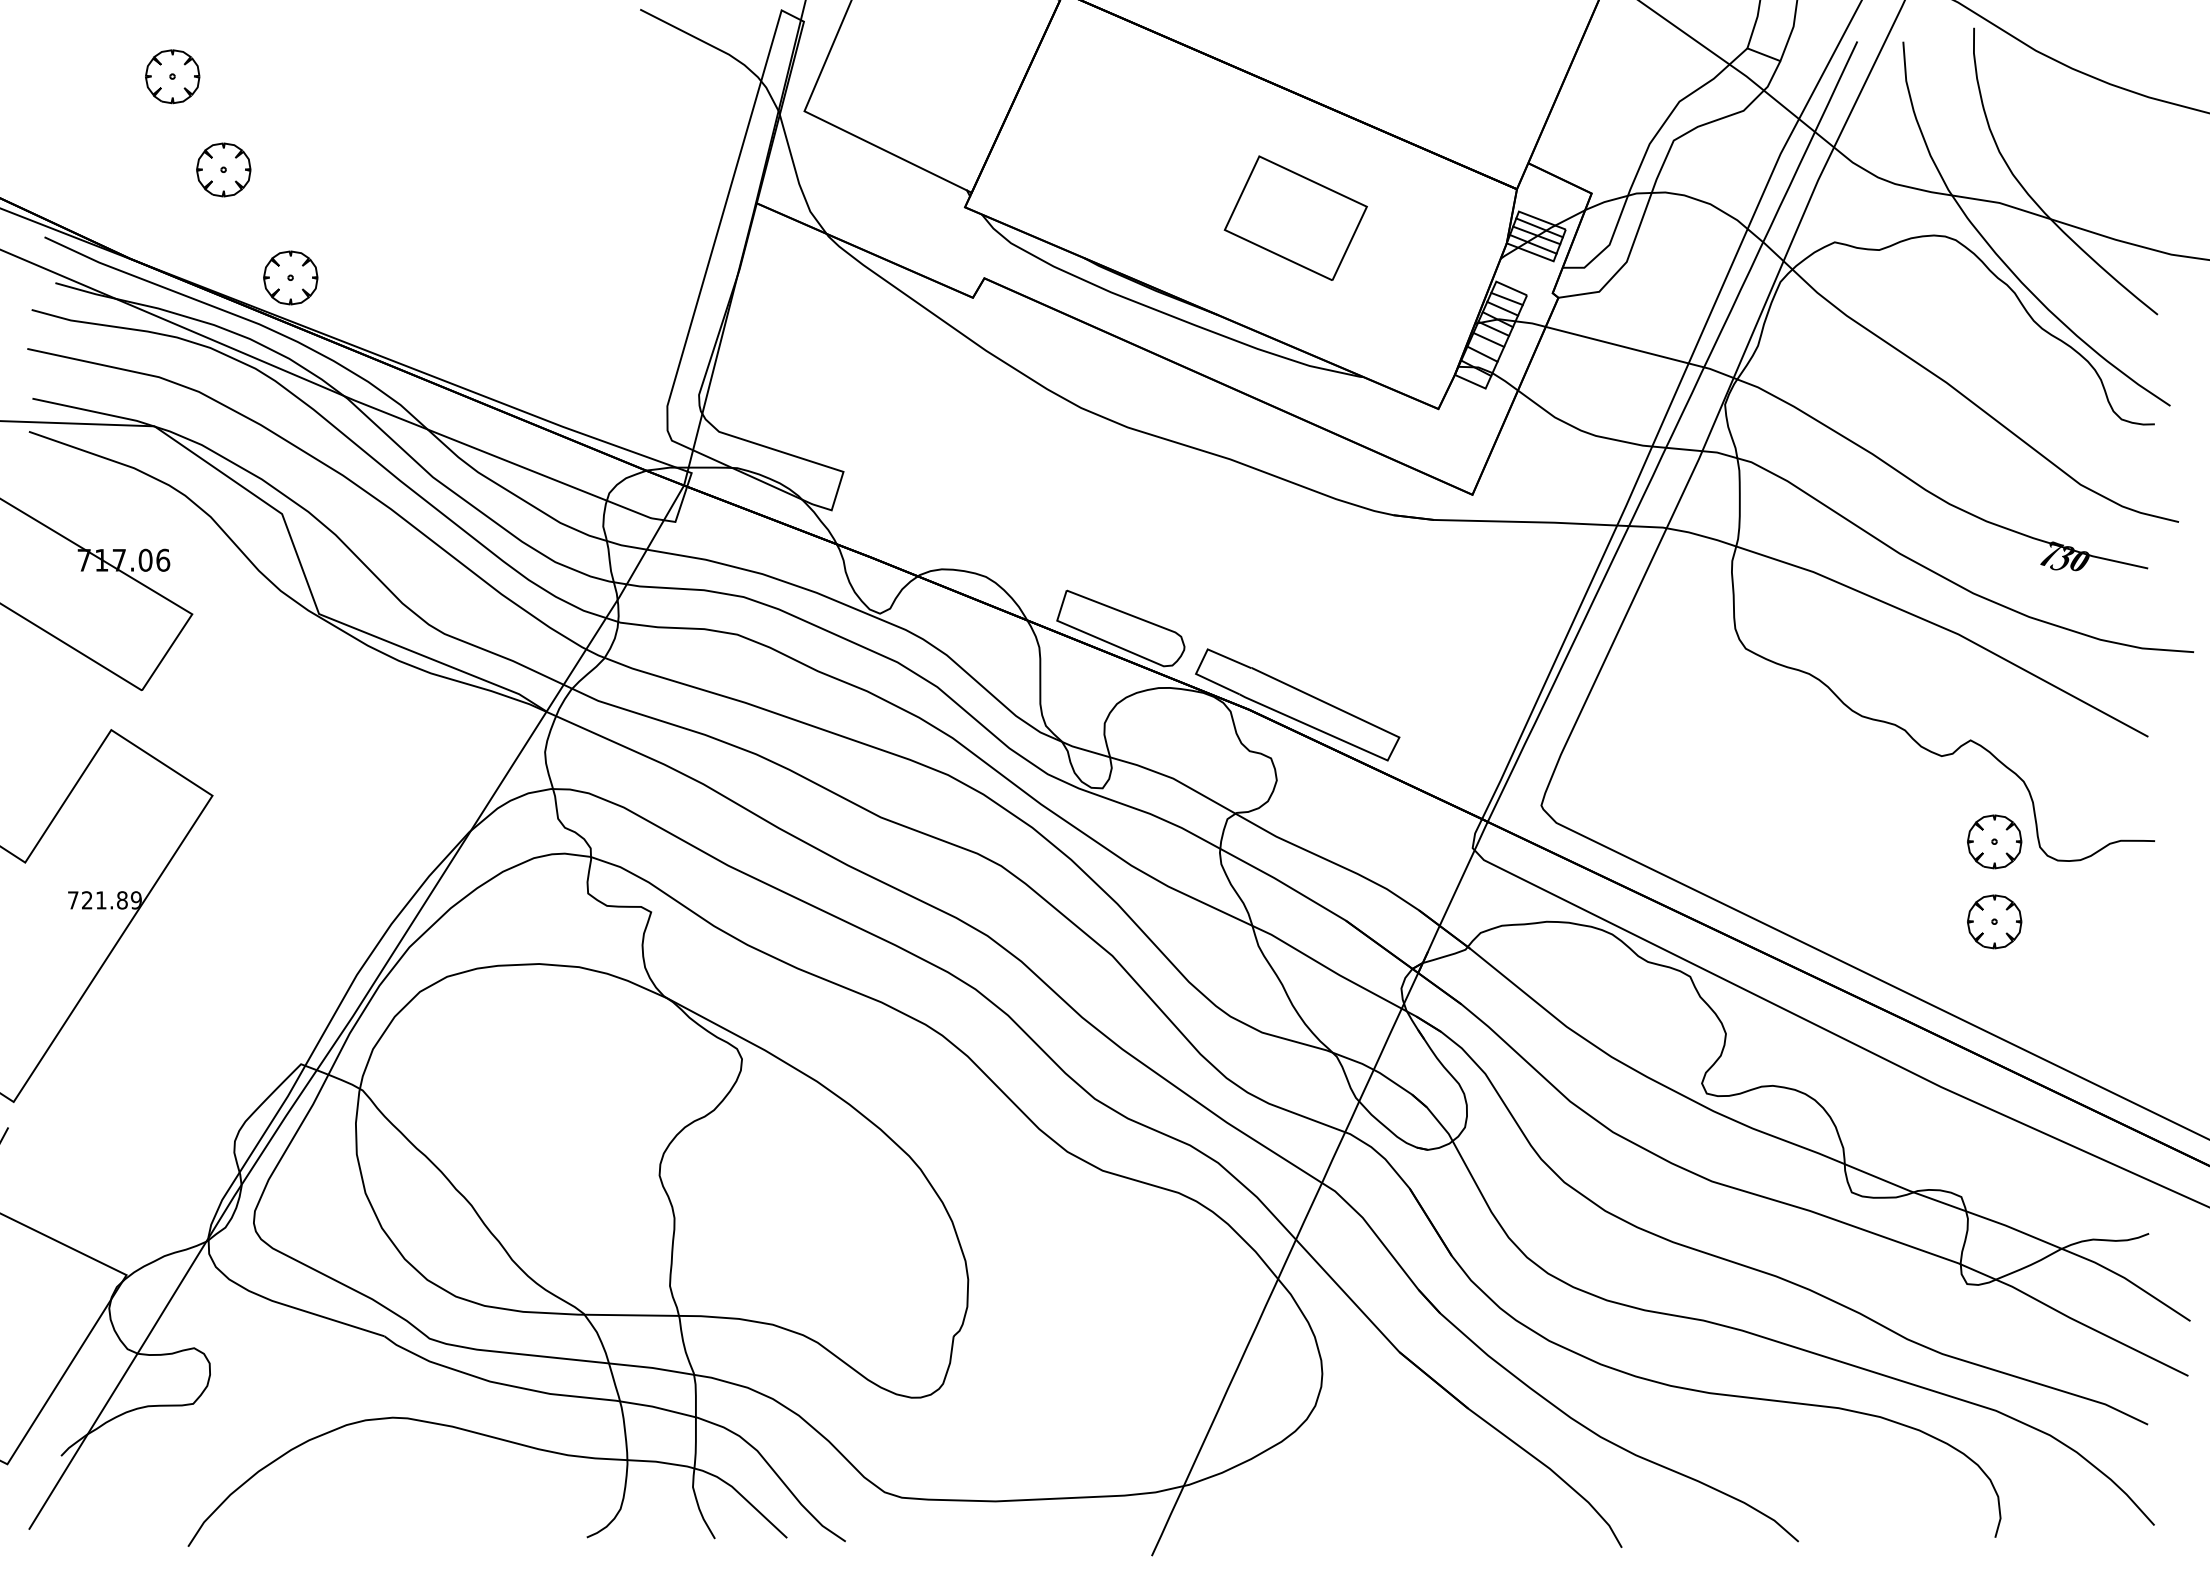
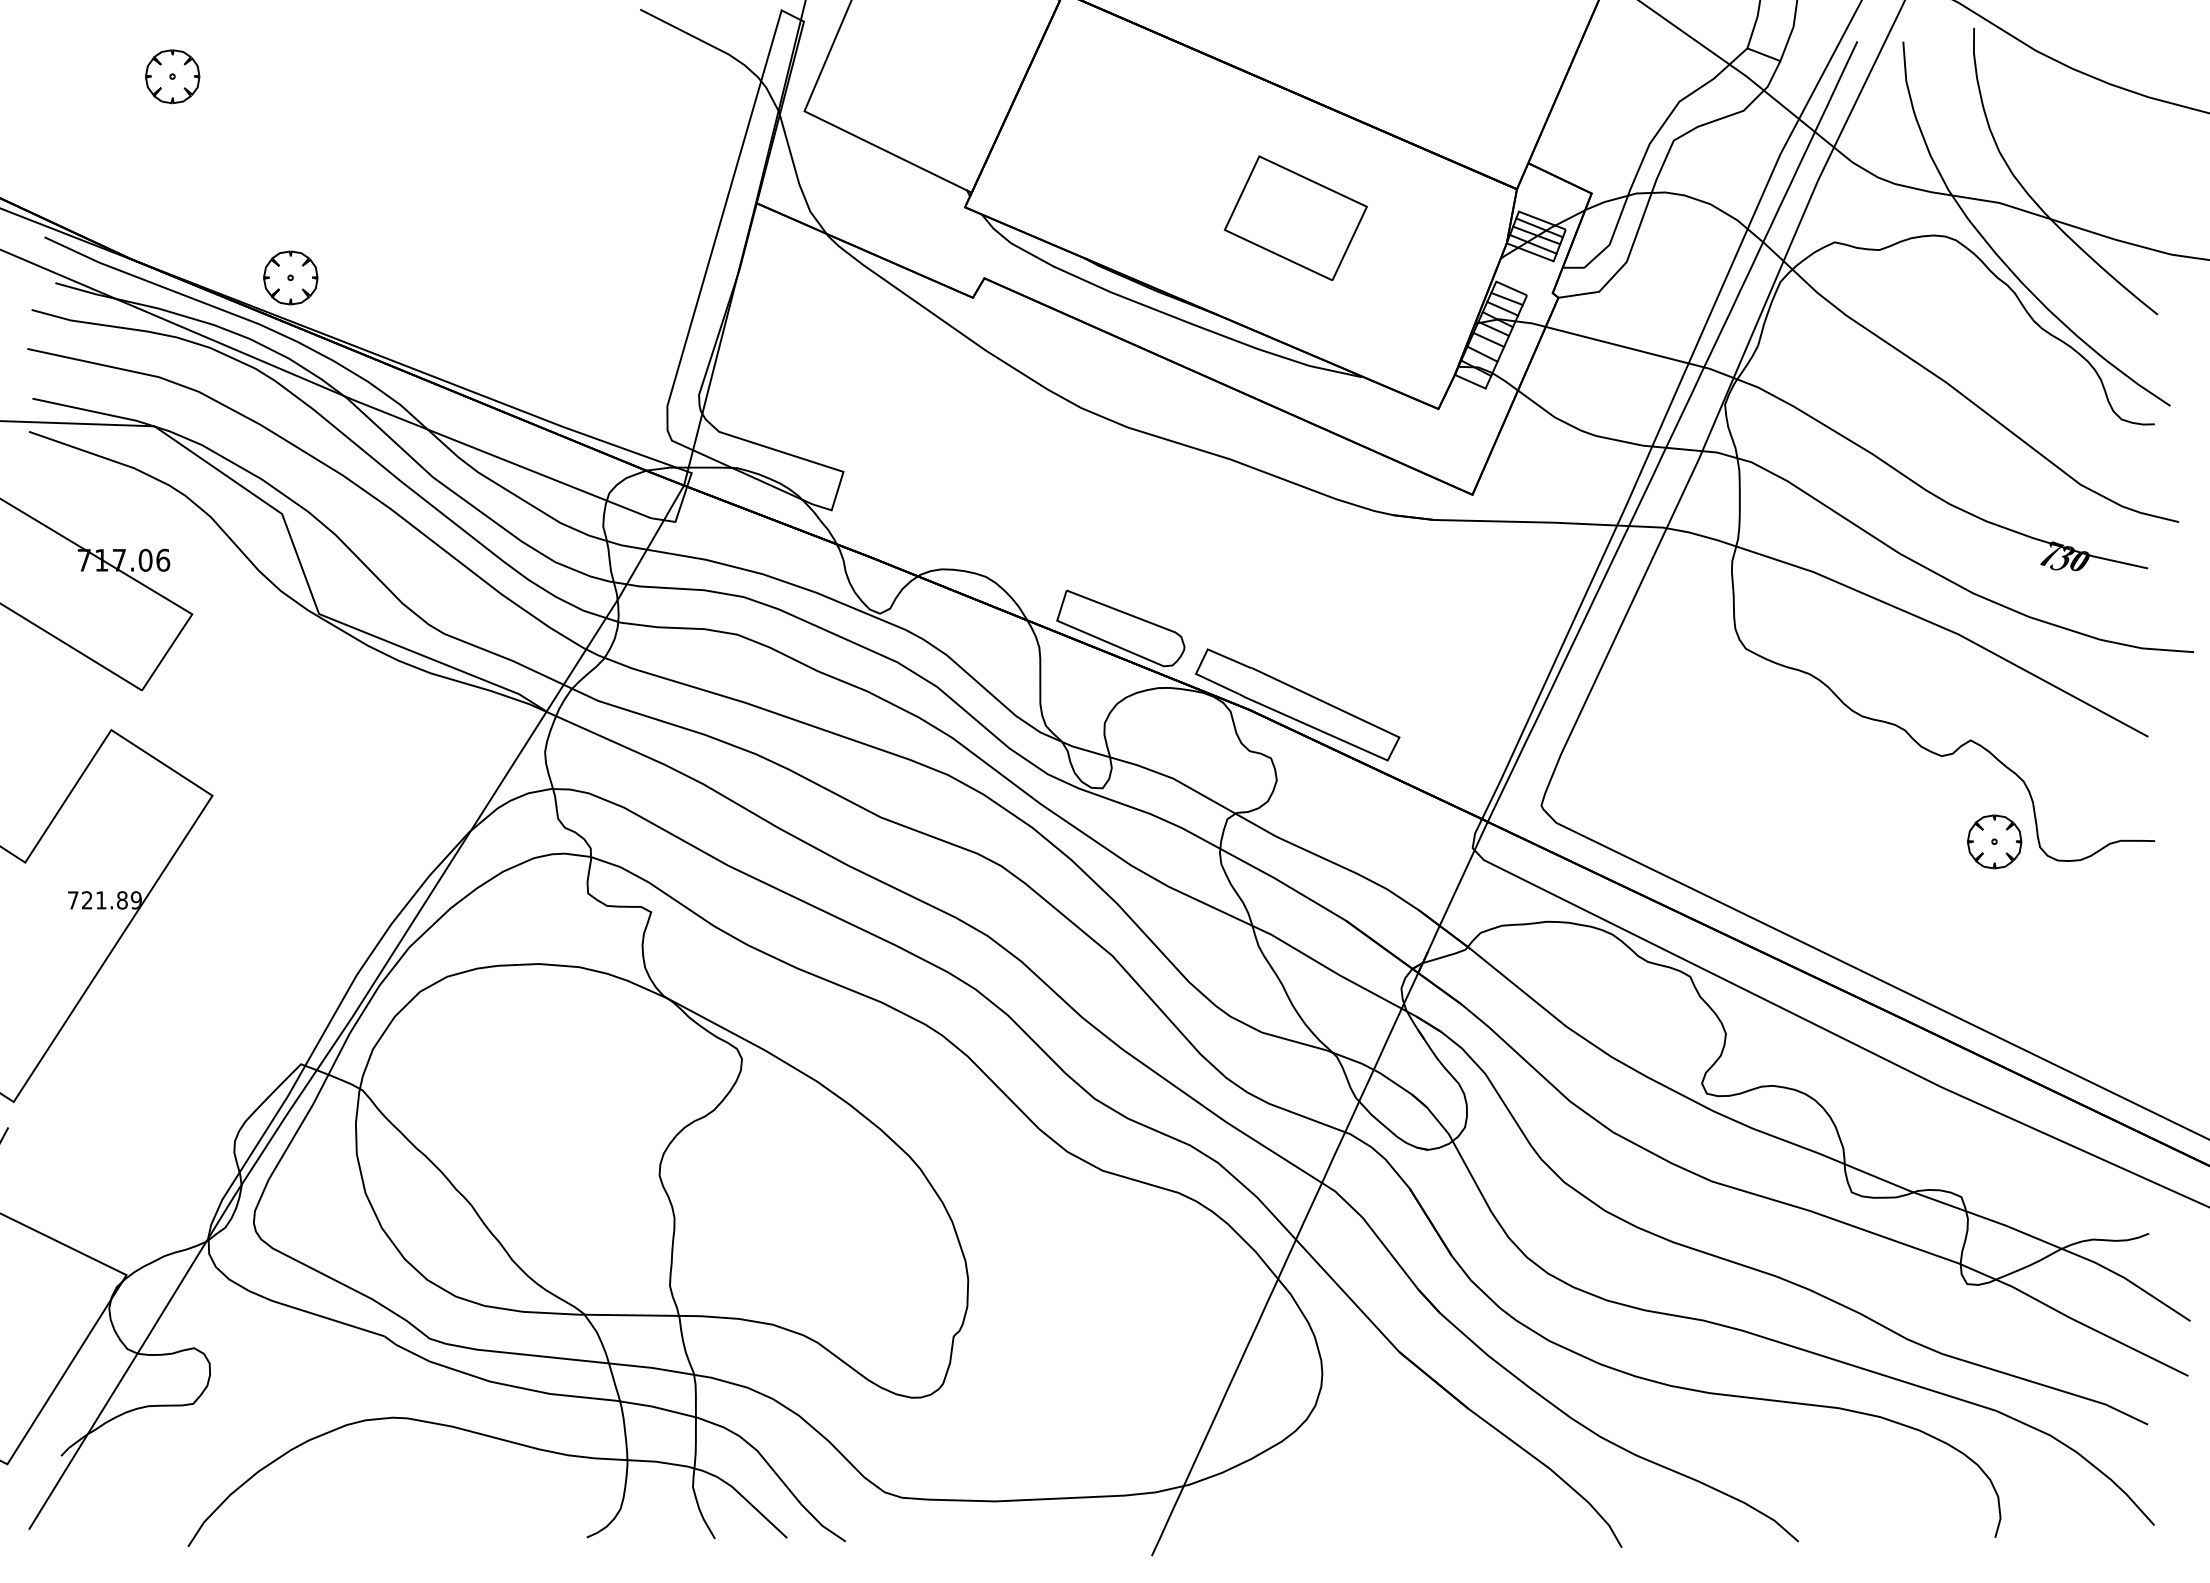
part: present -> none (223, 169)
part: present -> none (1994, 921)
